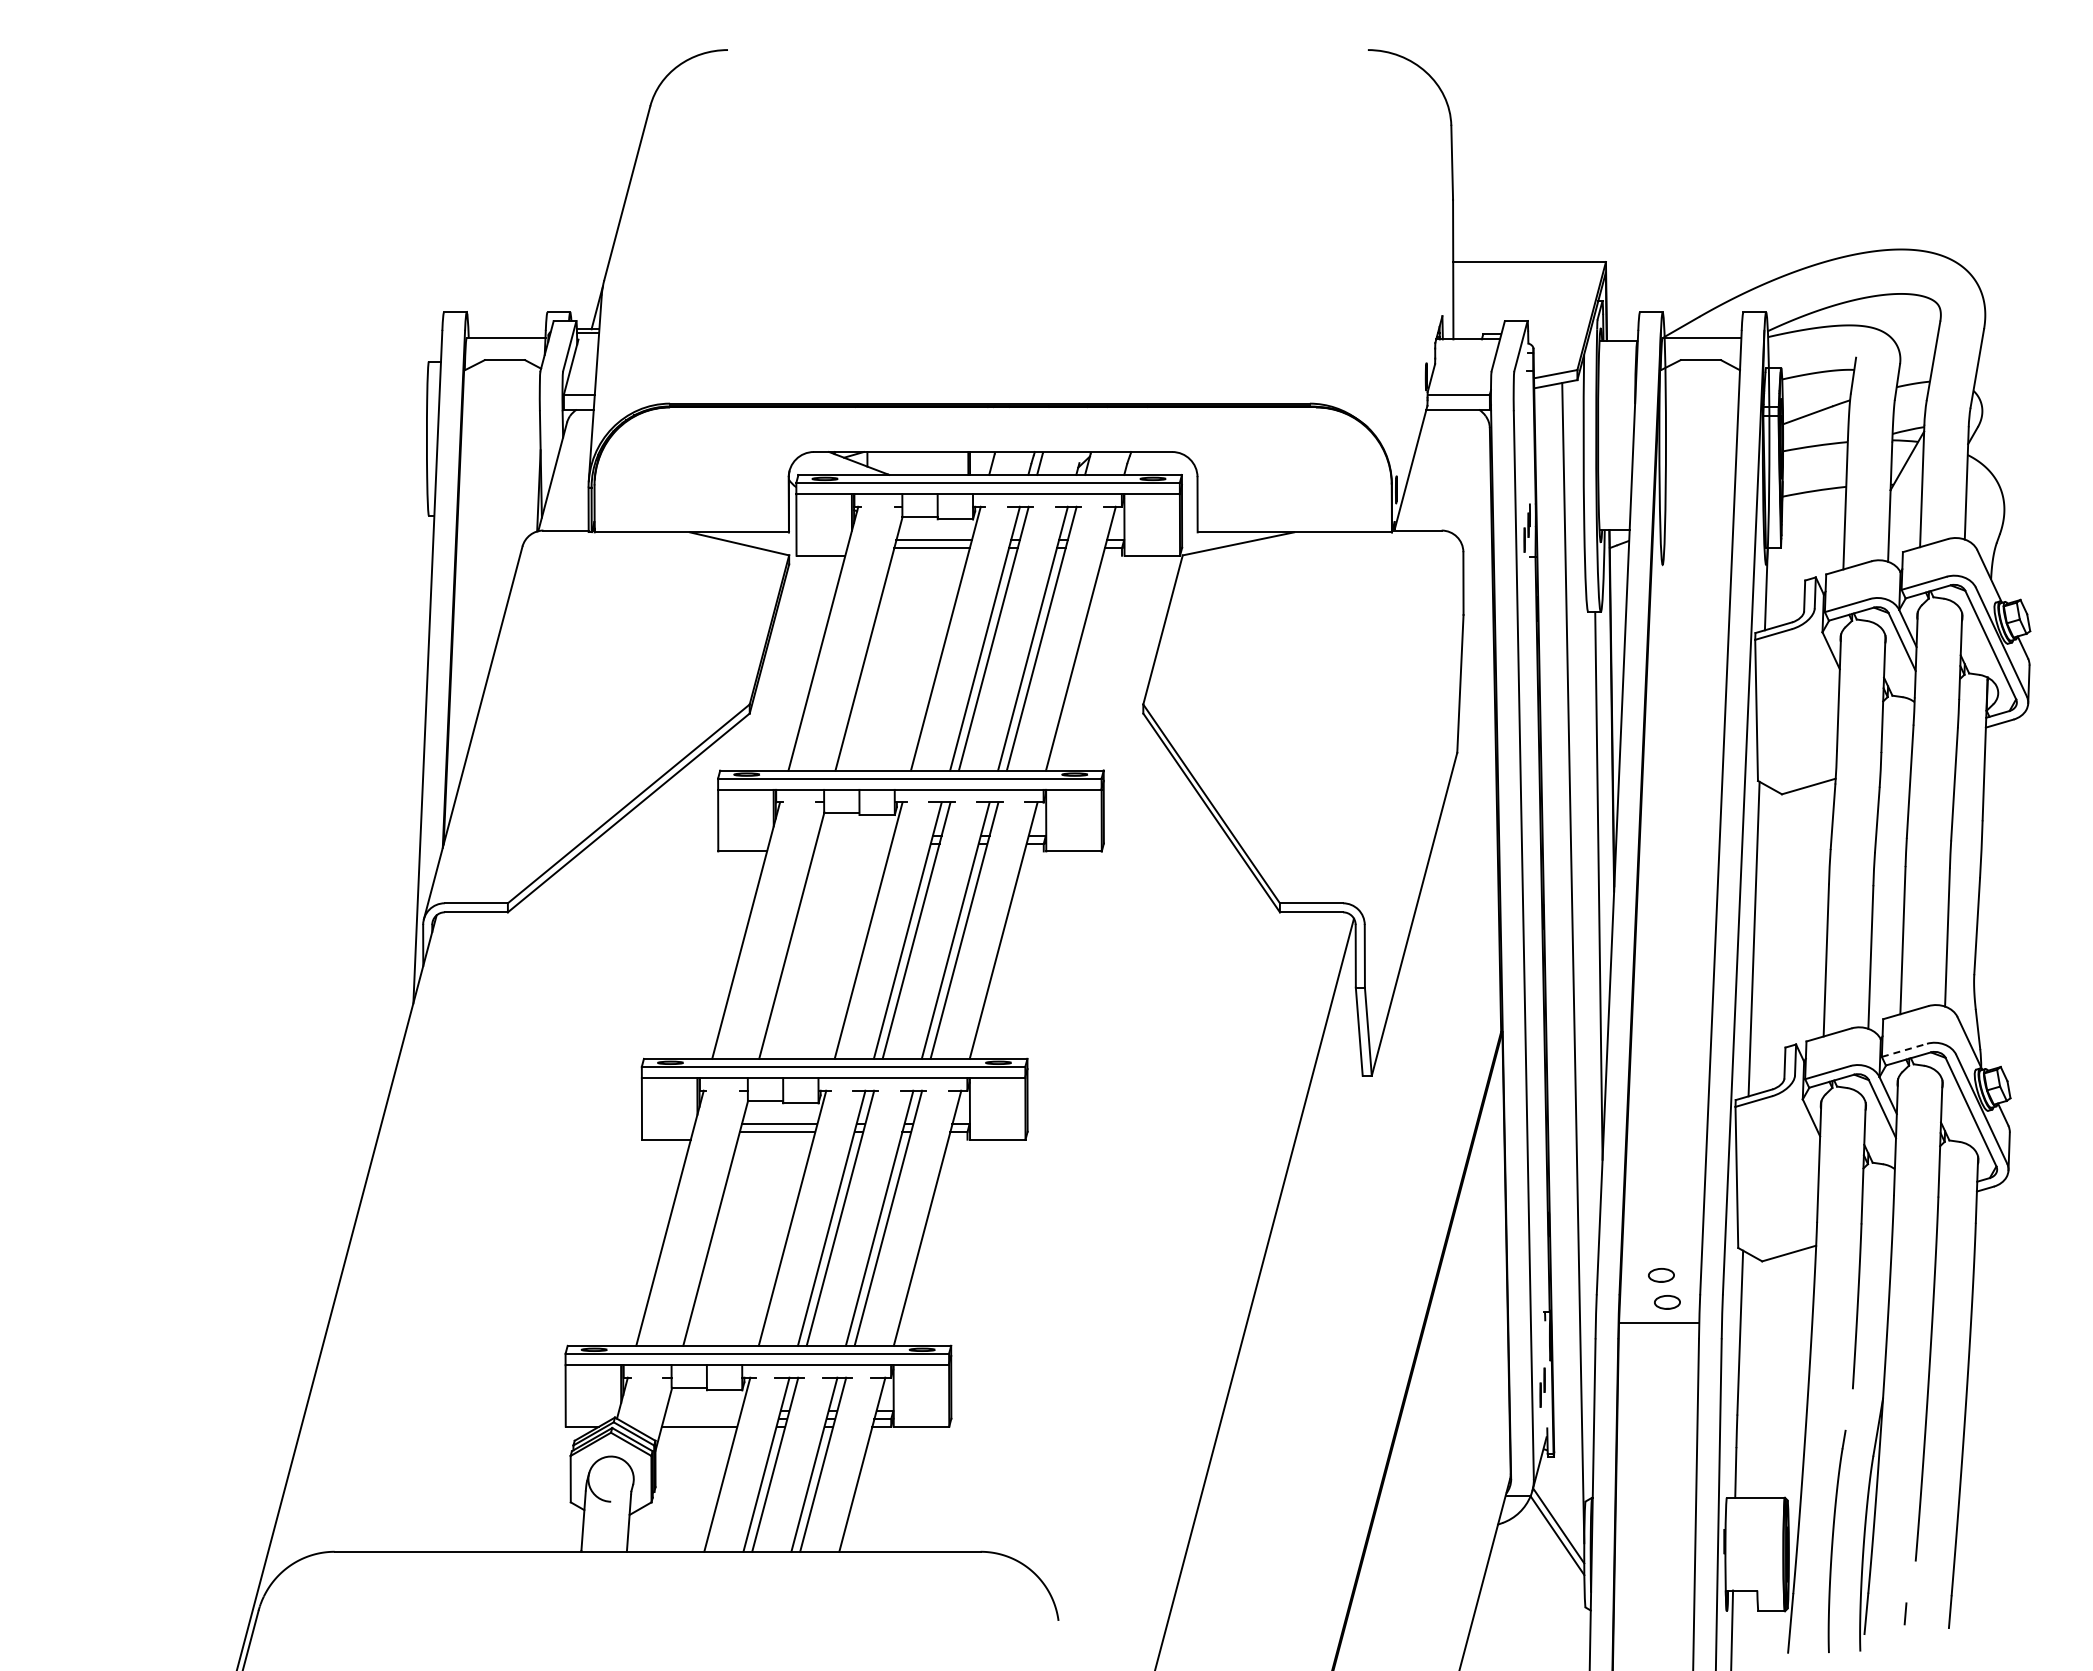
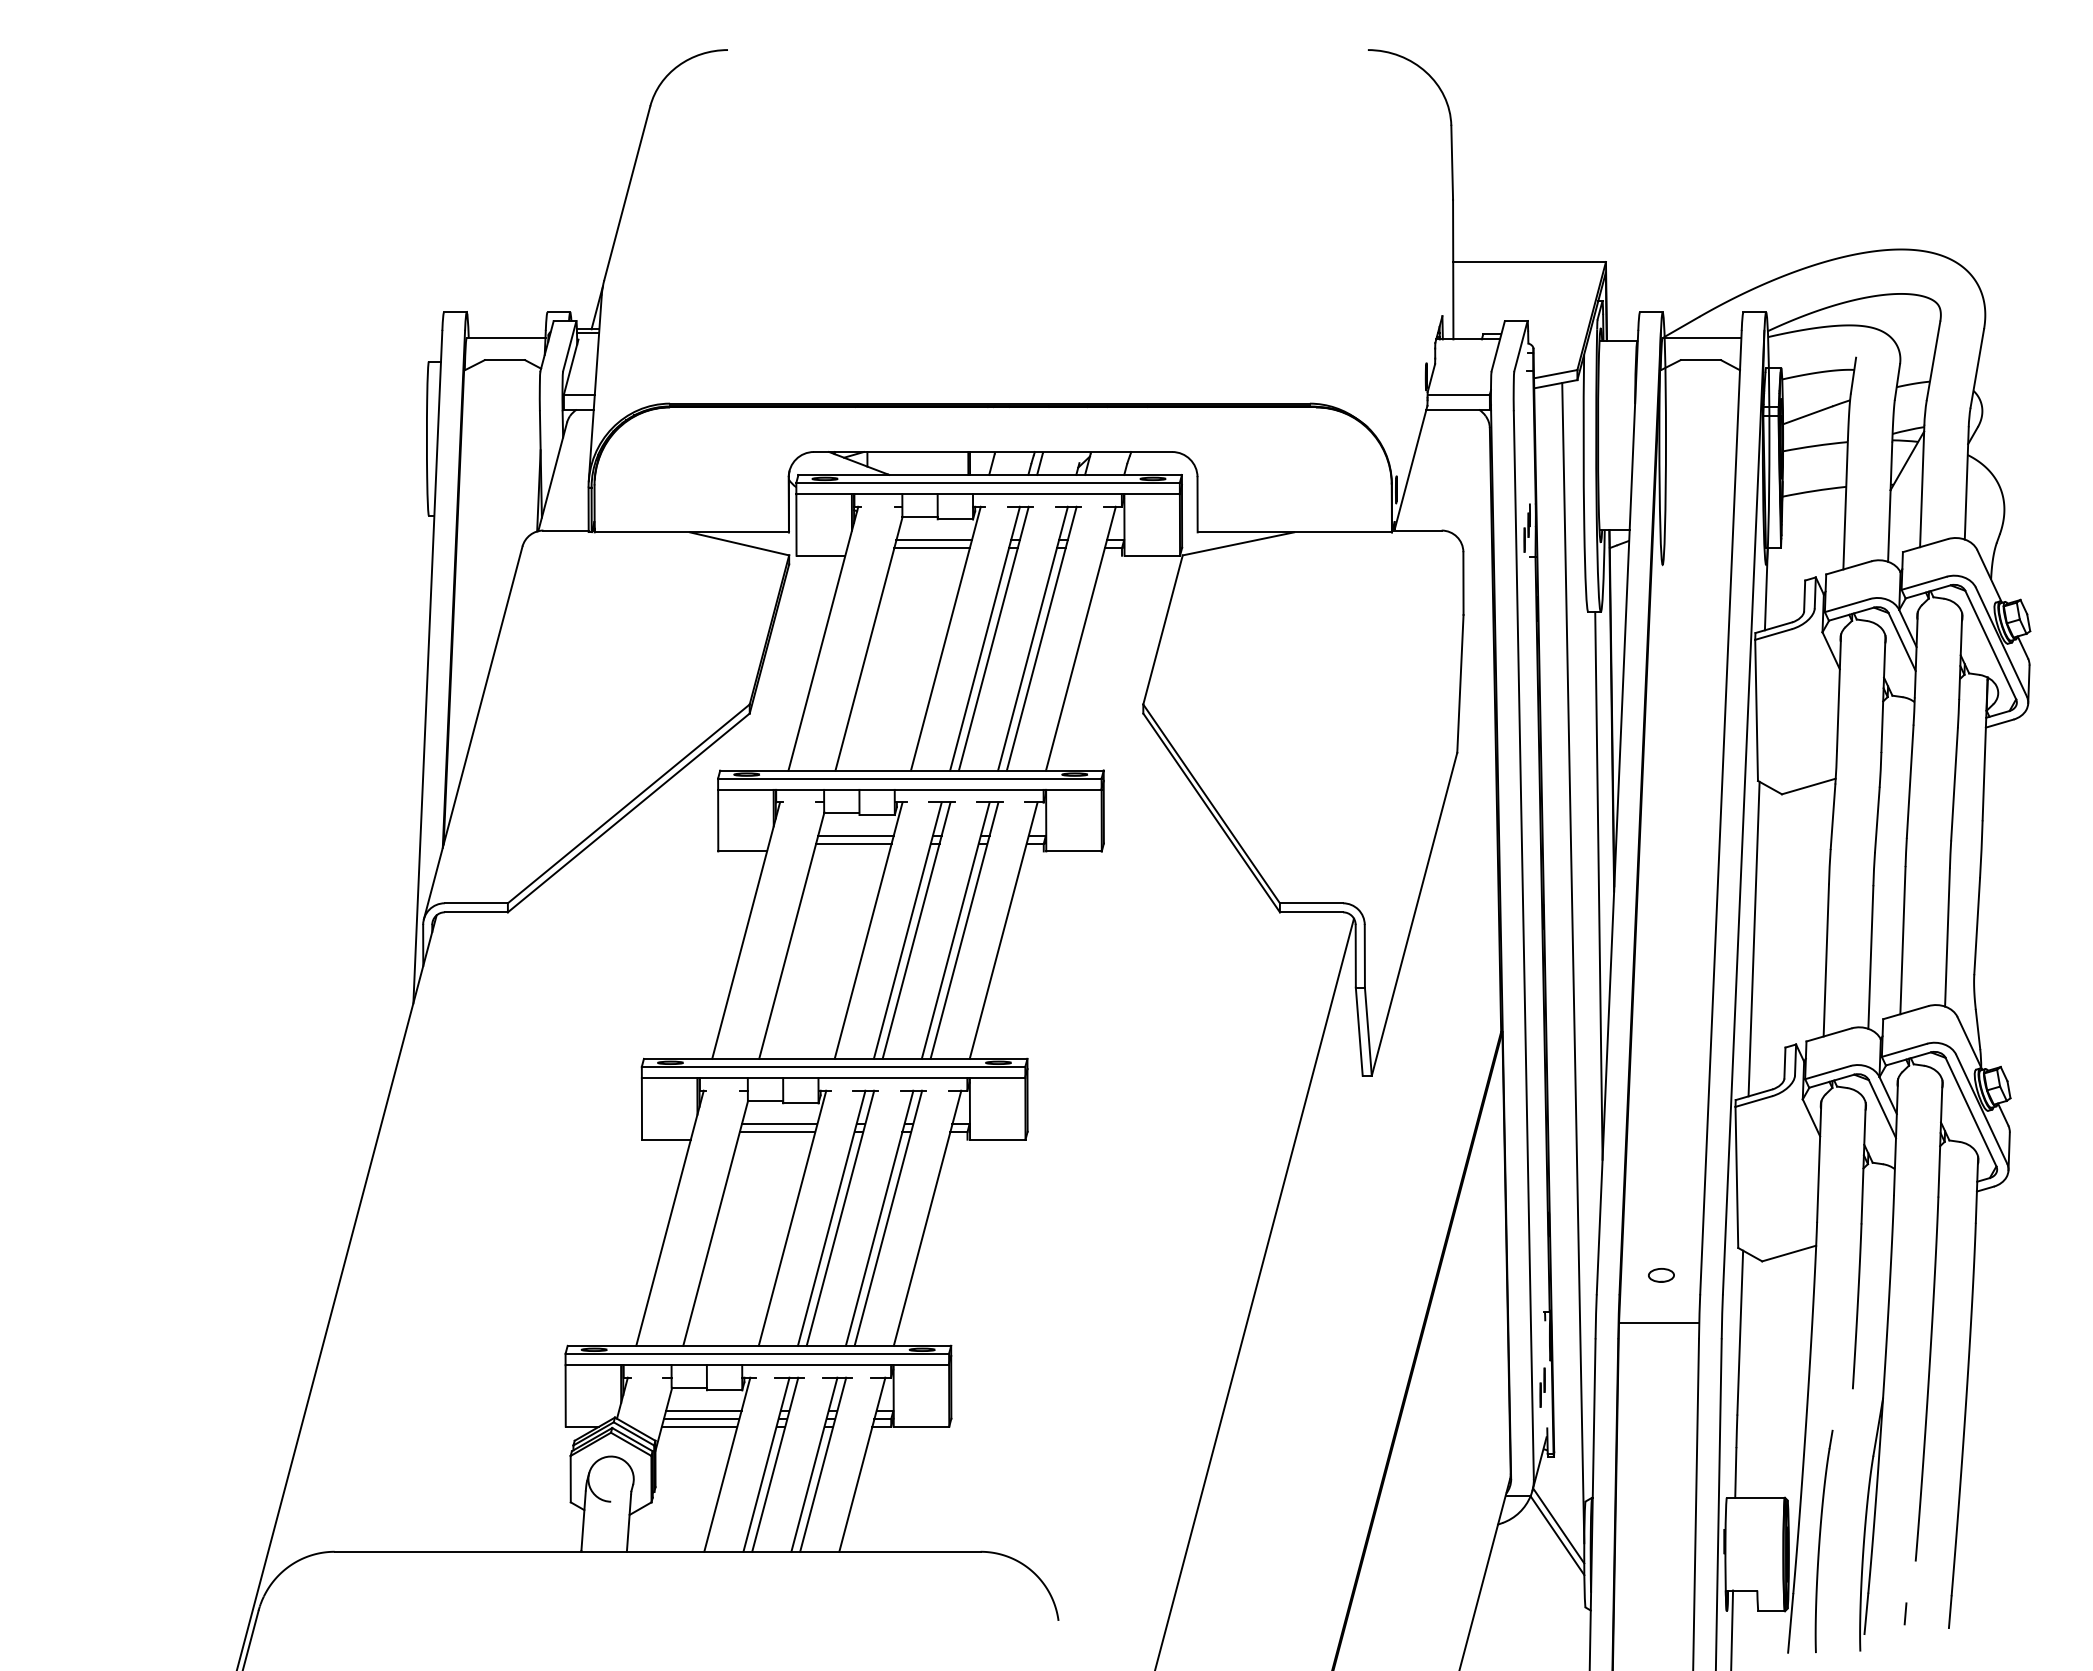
line: none -> present (855, 835)
line: none -> present (853, 843)
line: dashed -> solid (1904, 1050)
part: present -> none (1667, 1302)
line: none -> present (703, 1411)
line: none -> present (701, 1419)
part position: (1836, 1540) -> (1823, 1540) (1823, 1540)
